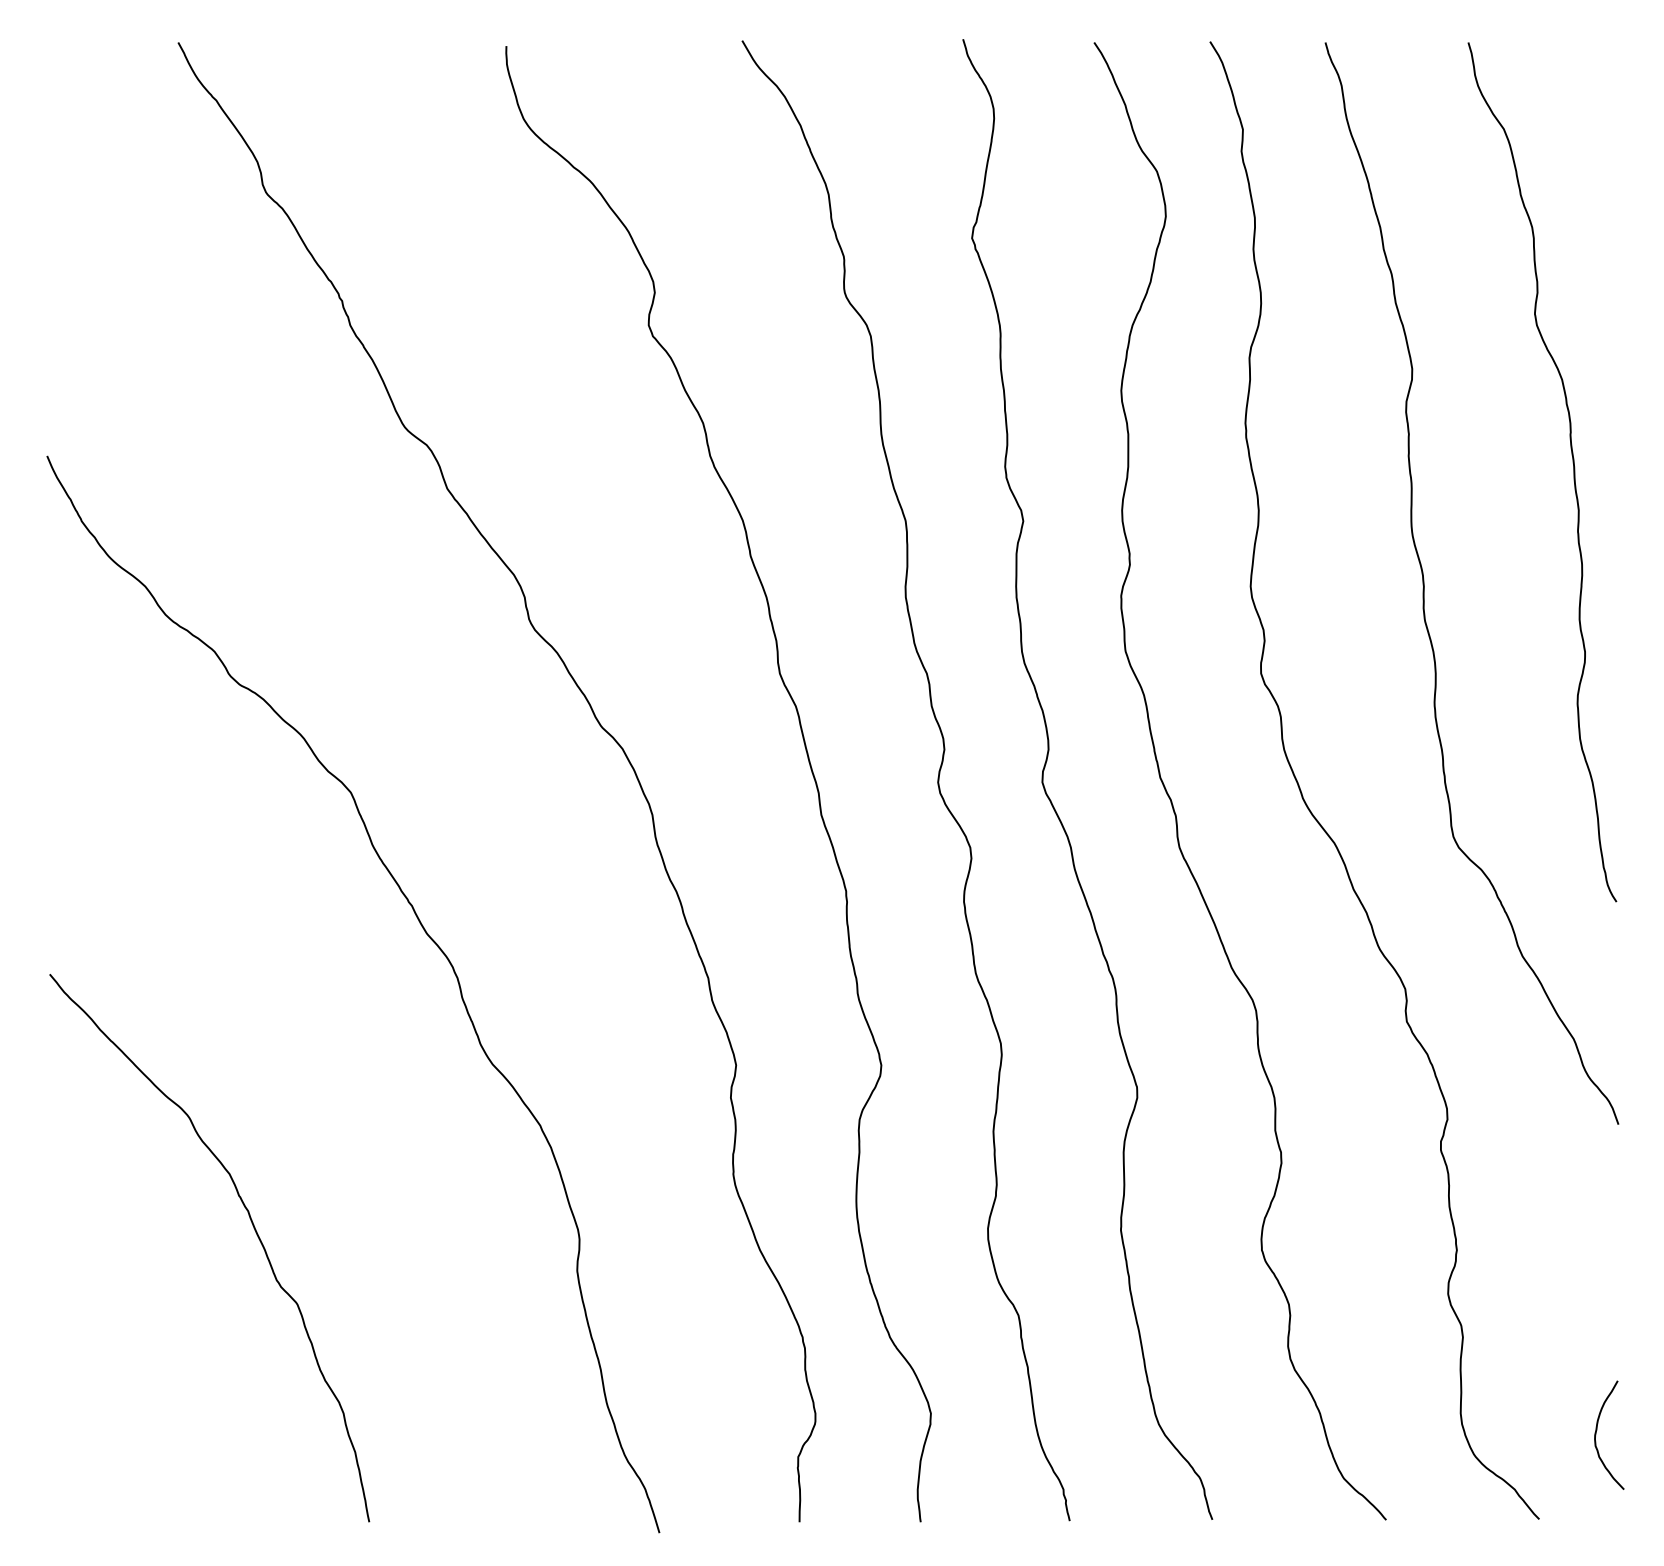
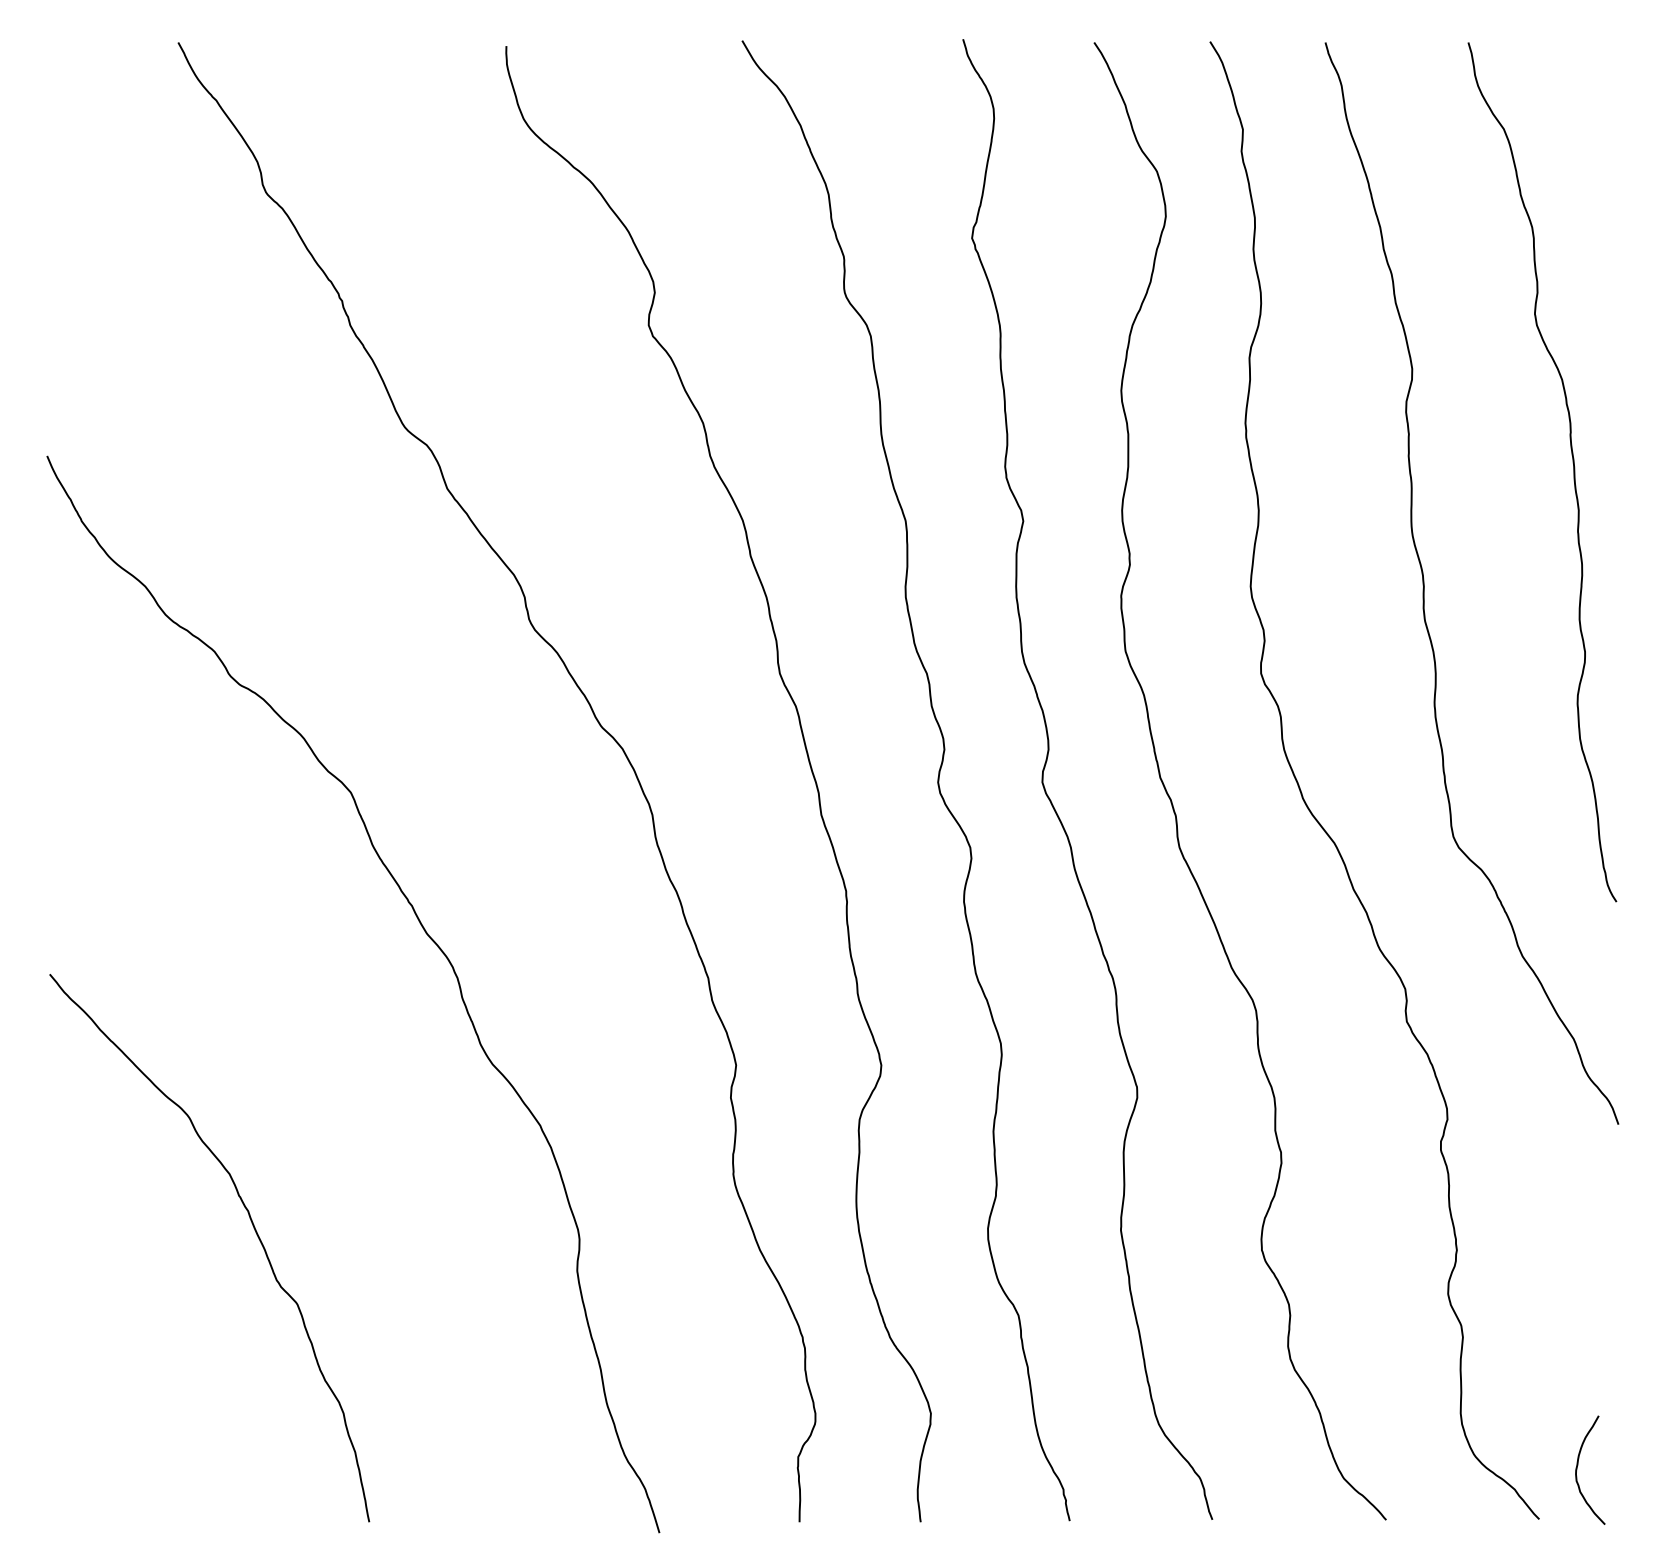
curve position: (1597, 1430) -> (1578, 1465) (1578, 1465)
